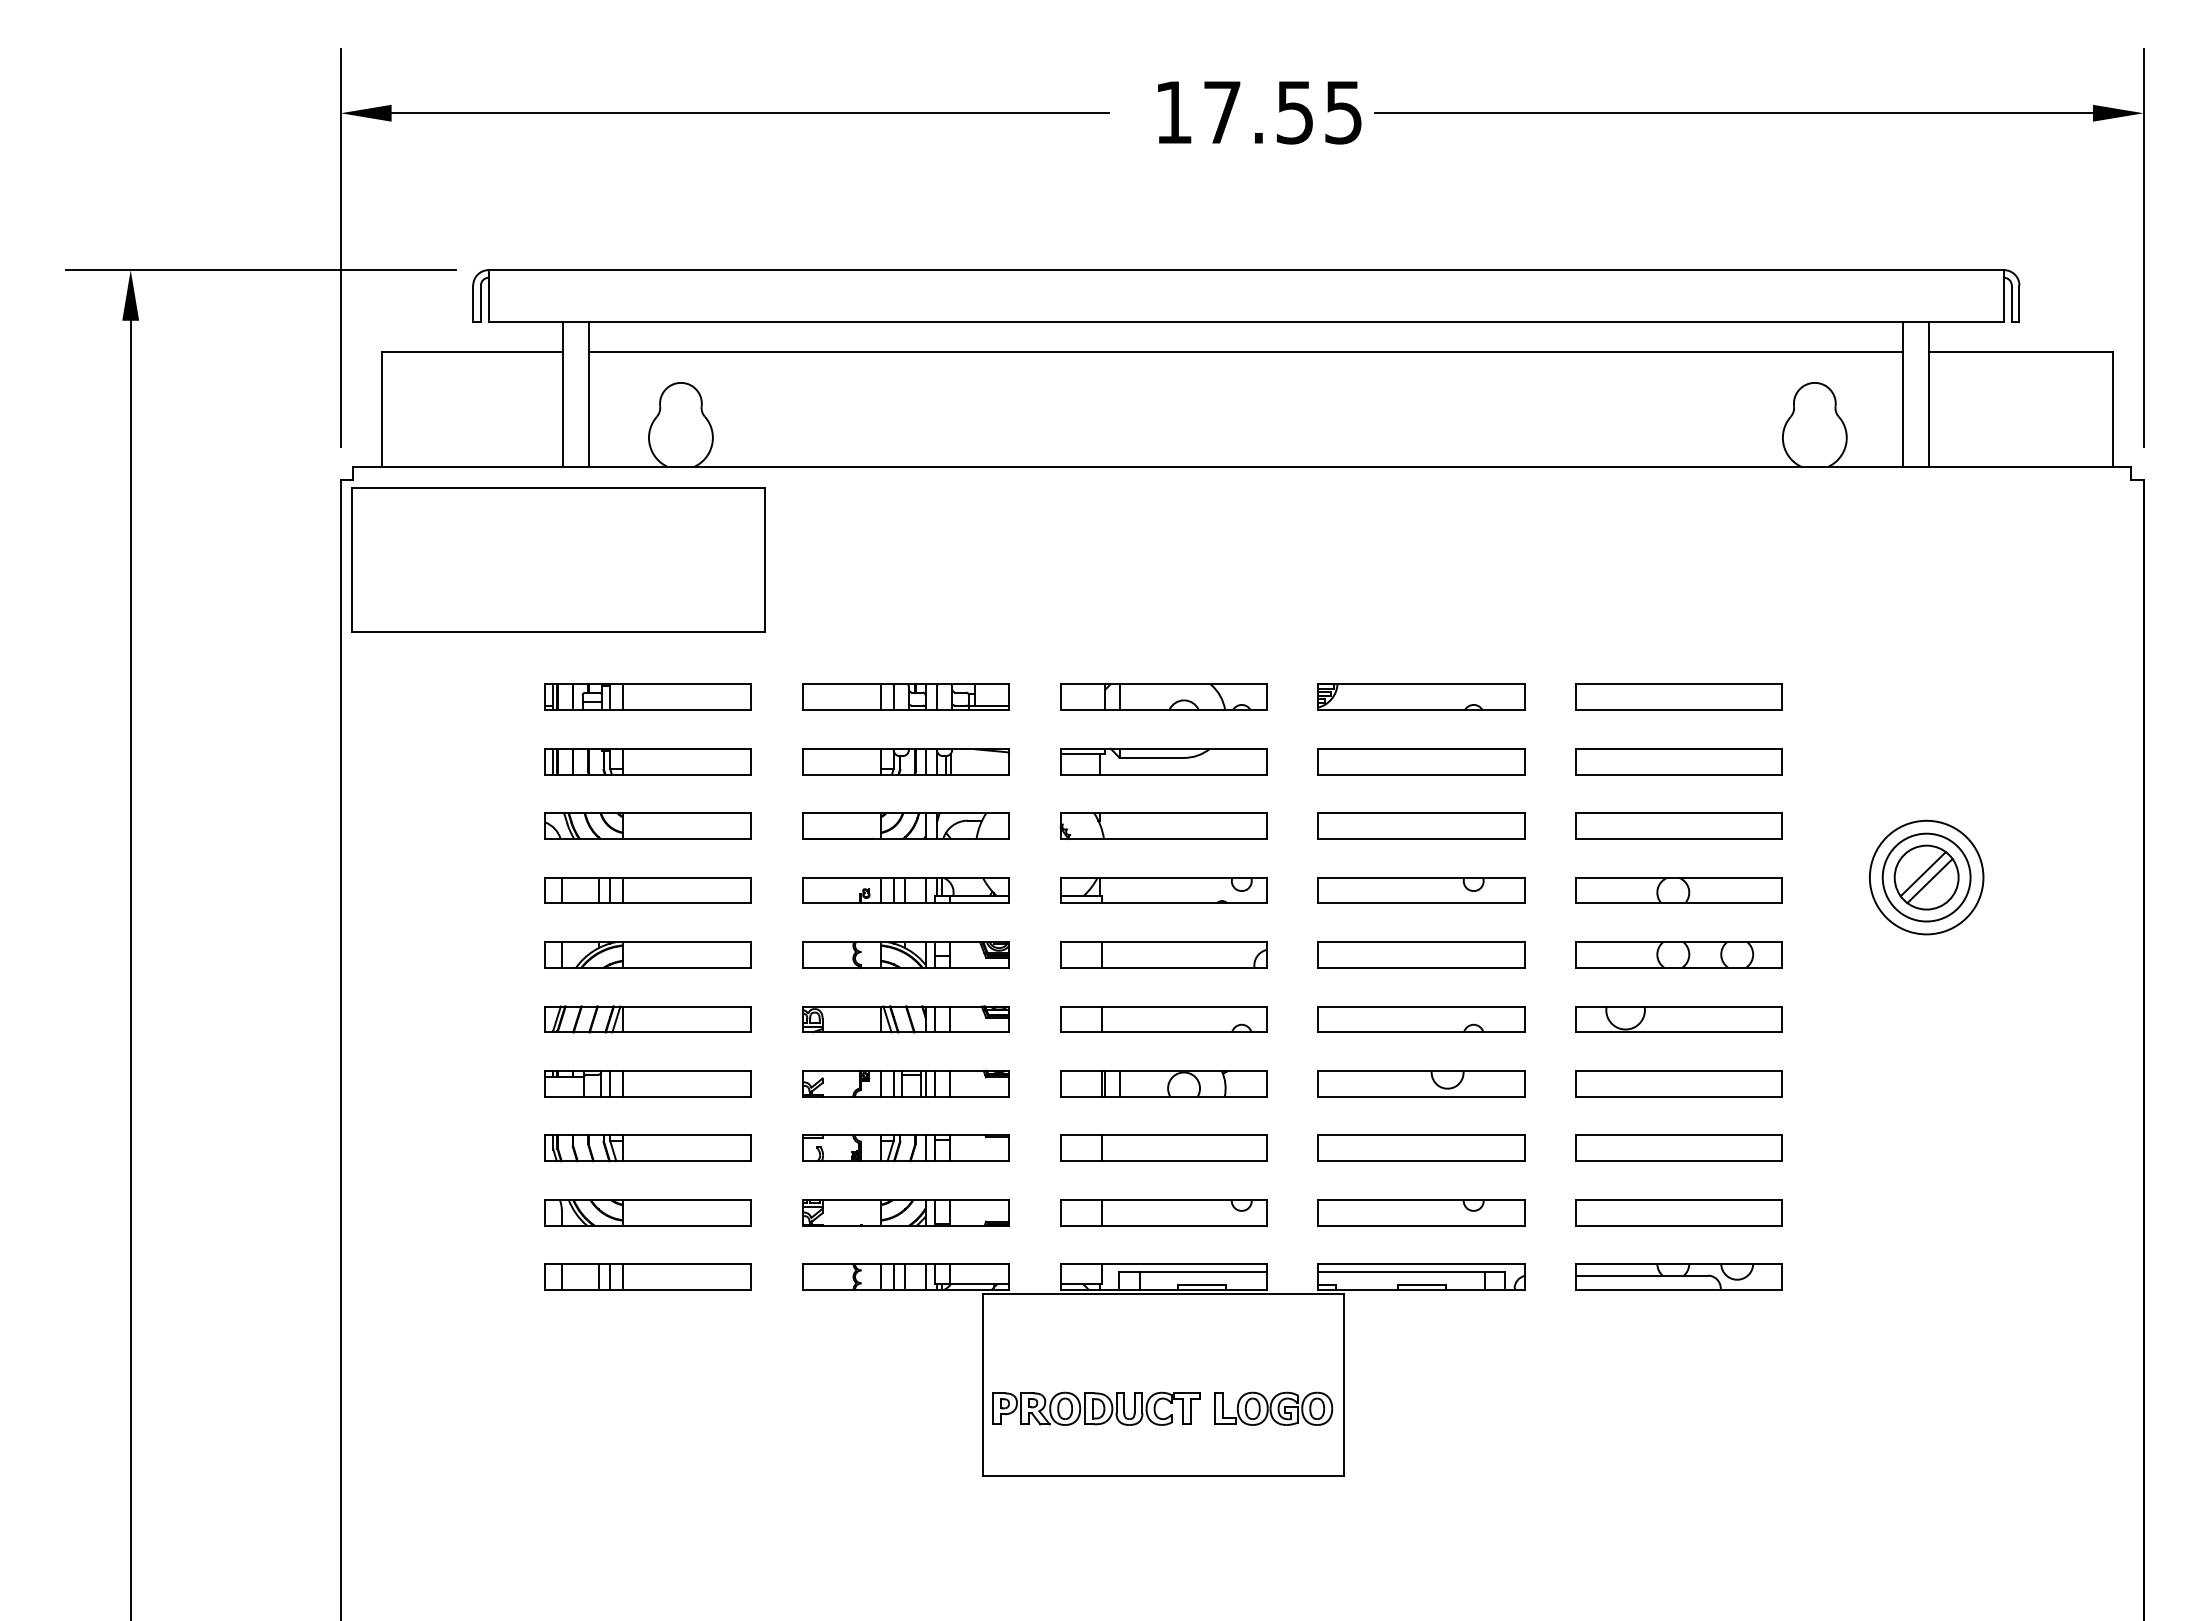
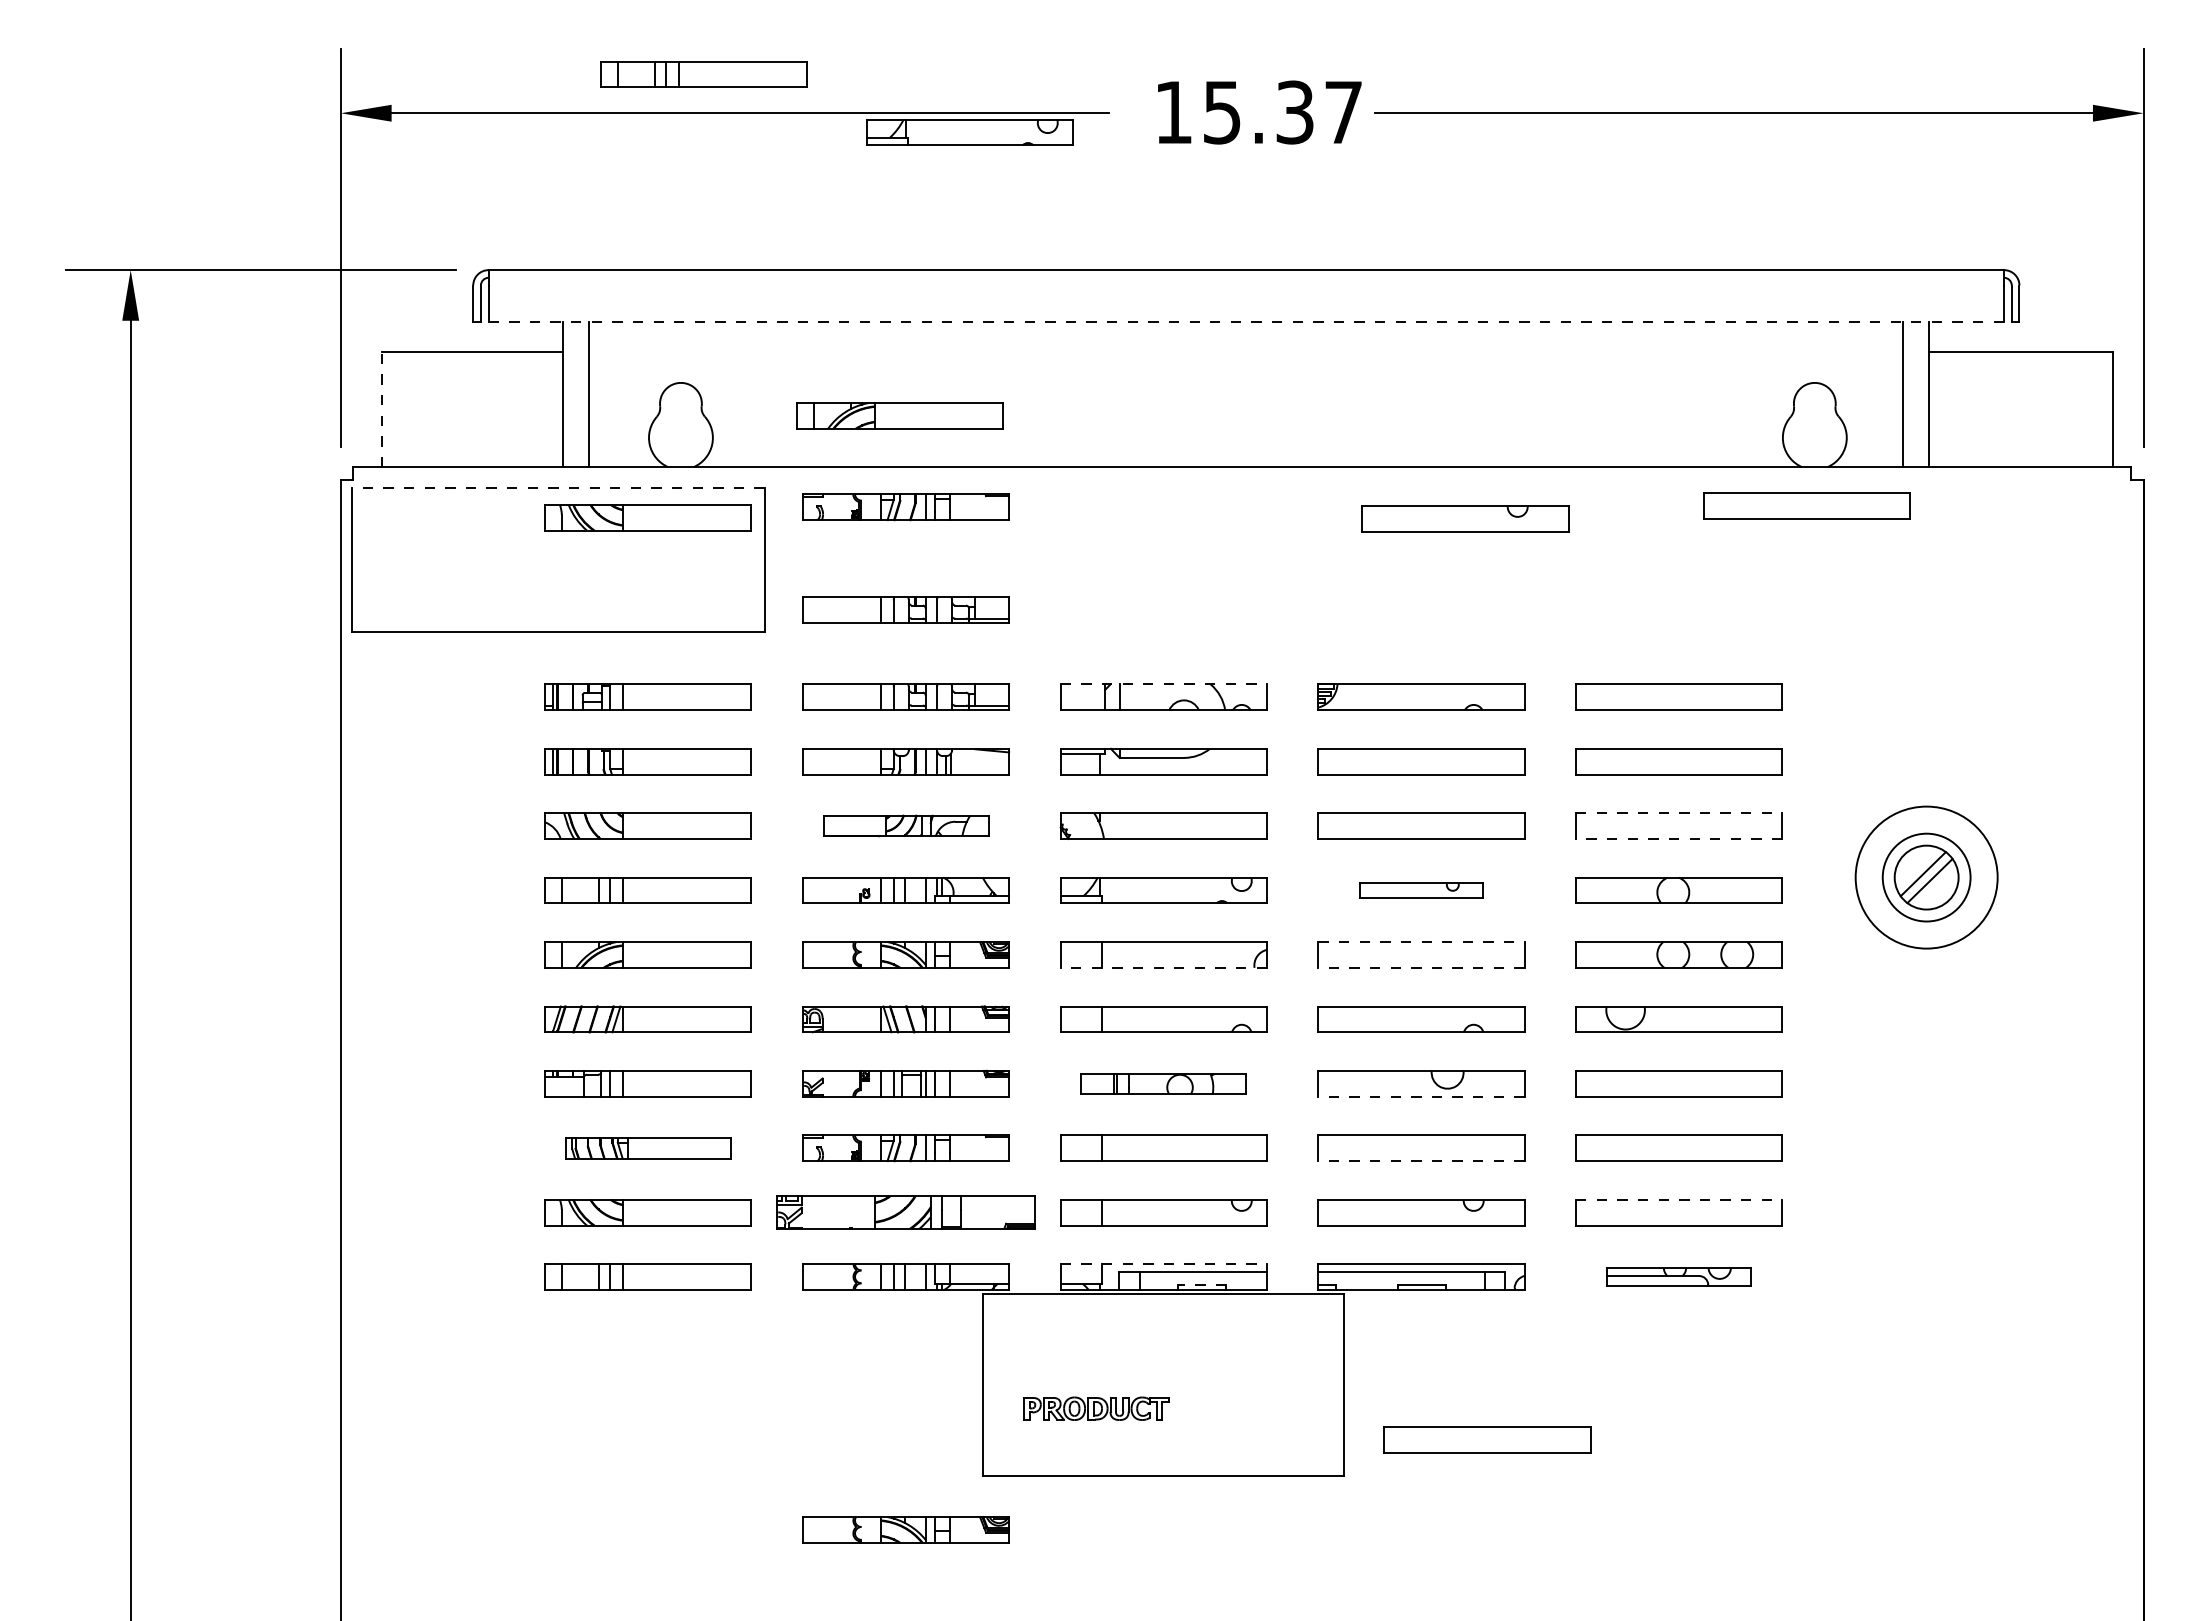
part: none -> present (703, 74)
text: 17.55 -> 15.37 (1282, 112)
part: none -> present (969, 132)
line: solid -> dashed (1246, 321)
line: present -> none (1246, 352)
line: solid -> dashed (382, 409)
part: none -> present (899, 415)
line: solid -> dashed (558, 487)
part: none -> present (1806, 505)
part: none -> present (905, 507)
part: none -> present (647, 517)
part: none -> present (1465, 518)
part: none -> present (905, 609)
line: solid -> dashed (1164, 684)
line: solid -> dashed (1679, 813)
part size: 208x28 px -> 167x24 px (906, 825)
line: solid -> dashed (1678, 839)
circle diameter: 114 px -> 142 px (1926, 877)
part size: 209x27 px -> 125x17 px (1421, 890)
line: solid -> dashed (1422, 942)
line: solid -> dashed (1163, 967)
line: solid -> dashed (1421, 967)
part size: 208x28 px -> 167x22 px (1163, 1083)
line: solid -> dashed (1421, 1096)
part size: 208x29 px -> 167x23 px (648, 1148)
line: solid -> dashed (1421, 1161)
line: solid -> dashed (1679, 1199)
part size: 208x28 px -> 260x35 px (905, 1212)
line: solid -> dashed (1164, 1264)
part size: 208x28 px -> 146x20 px (1678, 1276)
line: solid -> dashed (1201, 1284)
part size: 209x35 px -> 147x25 px (1096, 1408)
part: present -> none (1273, 1408)
part: none -> present (1487, 1439)
part: none -> present (905, 1529)
